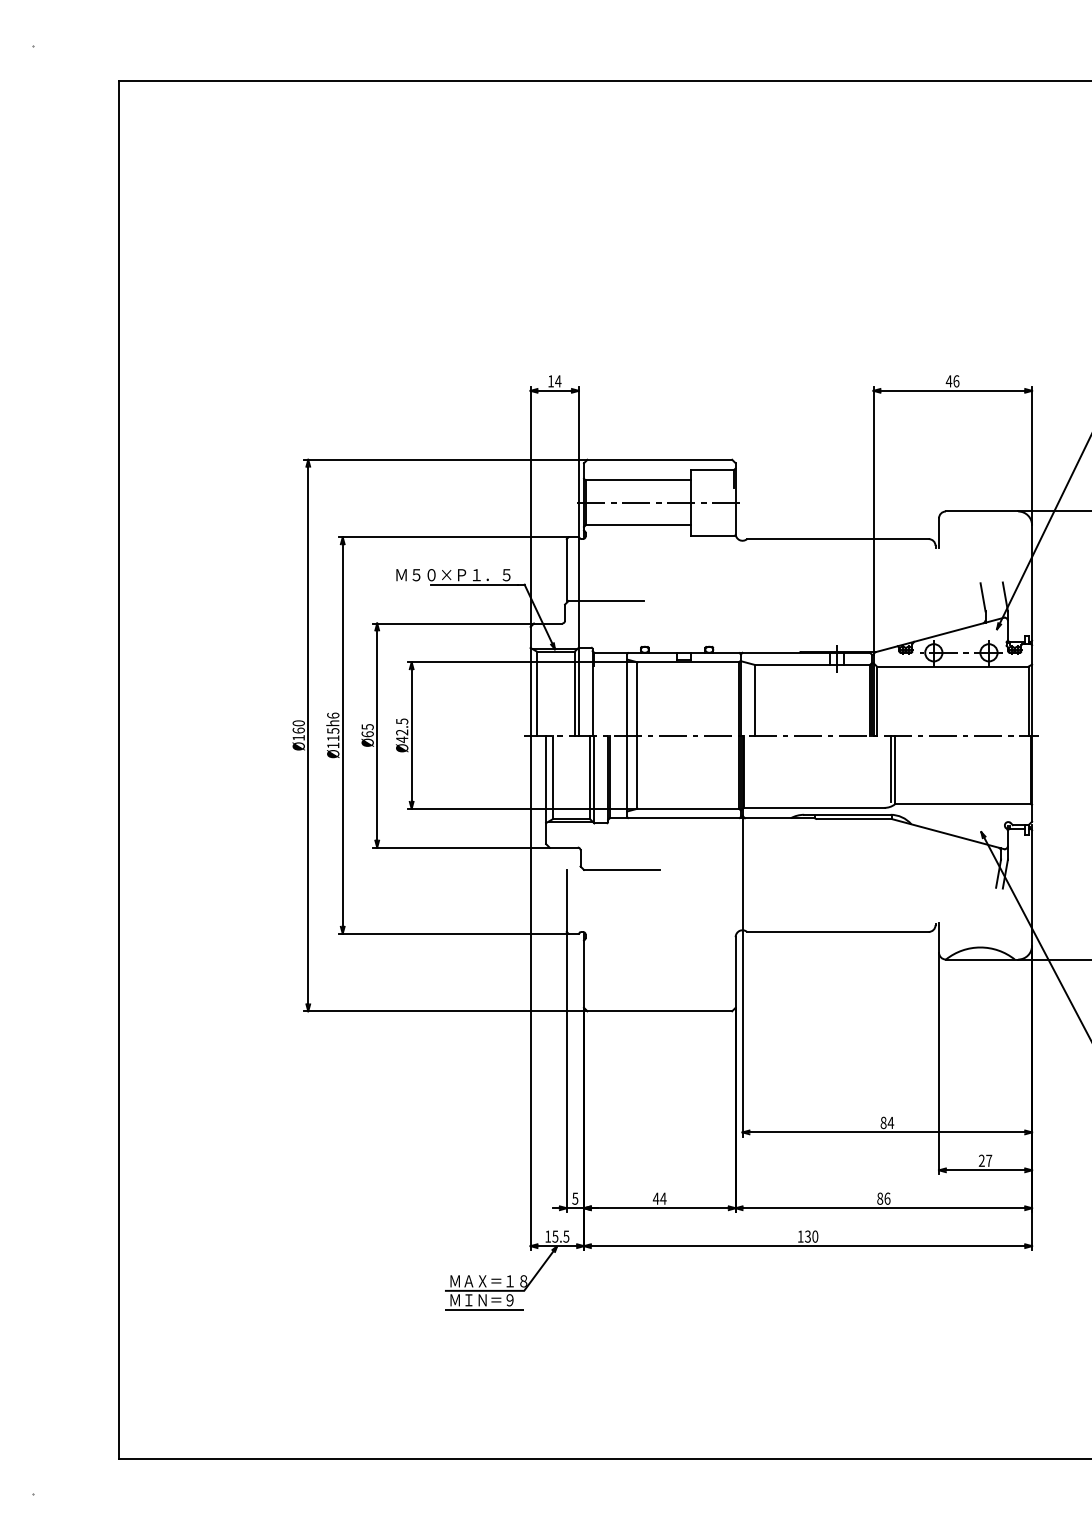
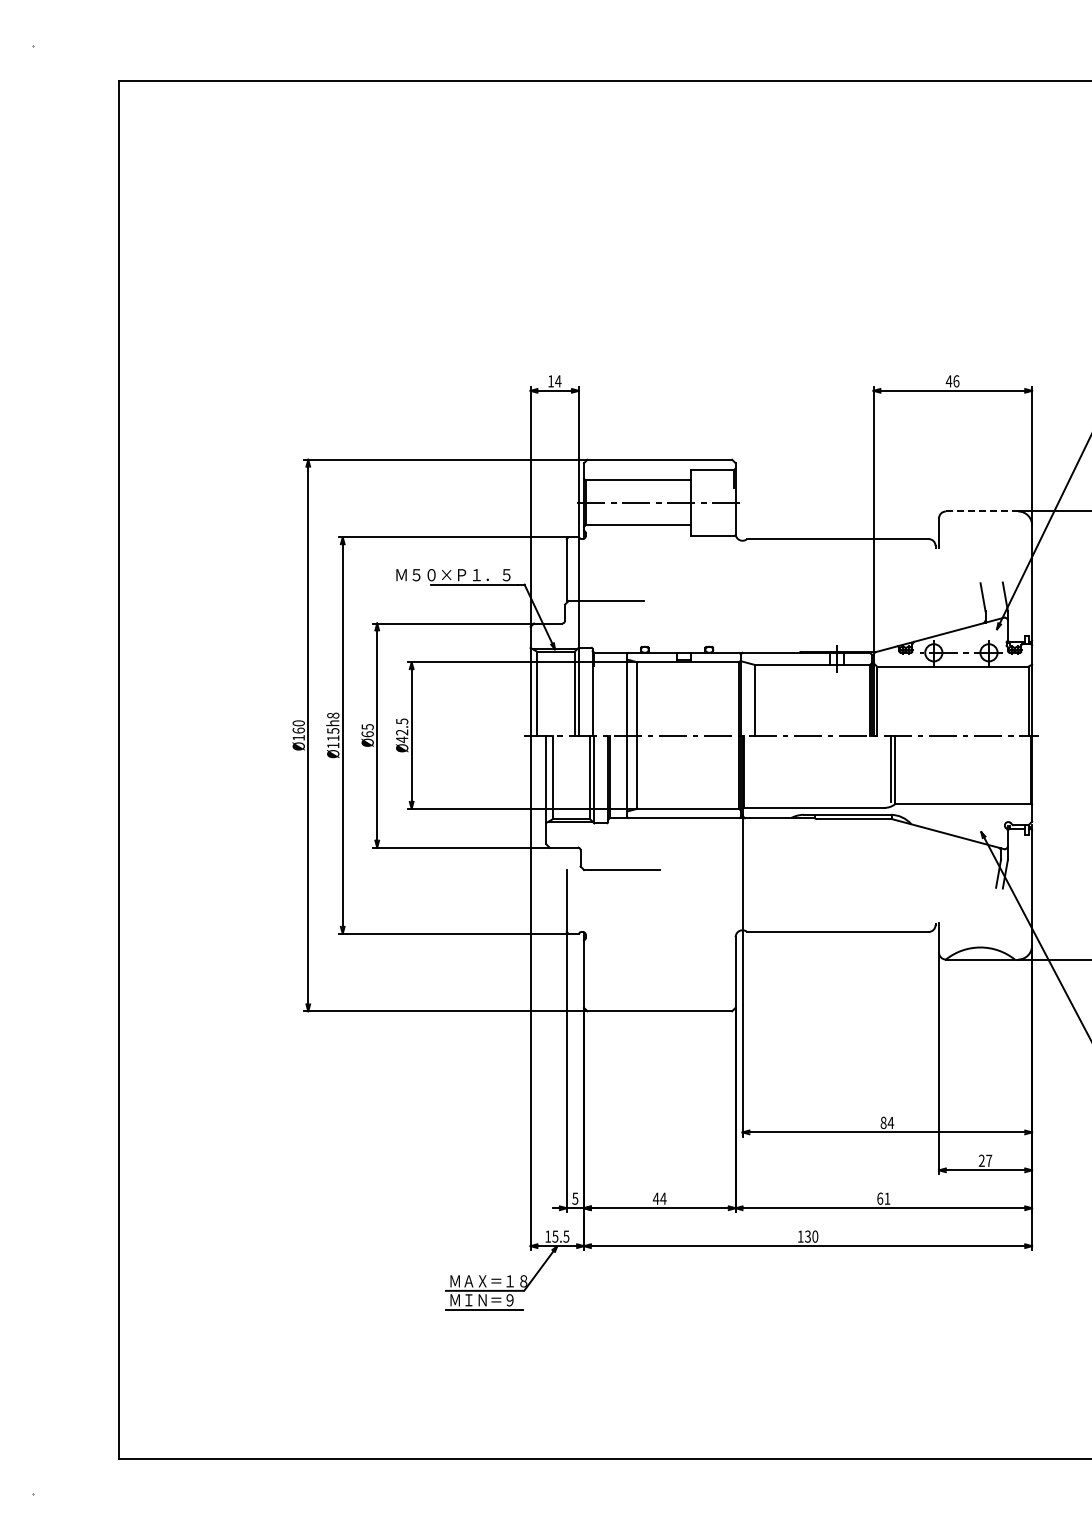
line: solid -> dashed (982, 511)
text: Ø115h6 -> Ø115h8 (333, 715)
text: 86 -> 61 (883, 1198)
